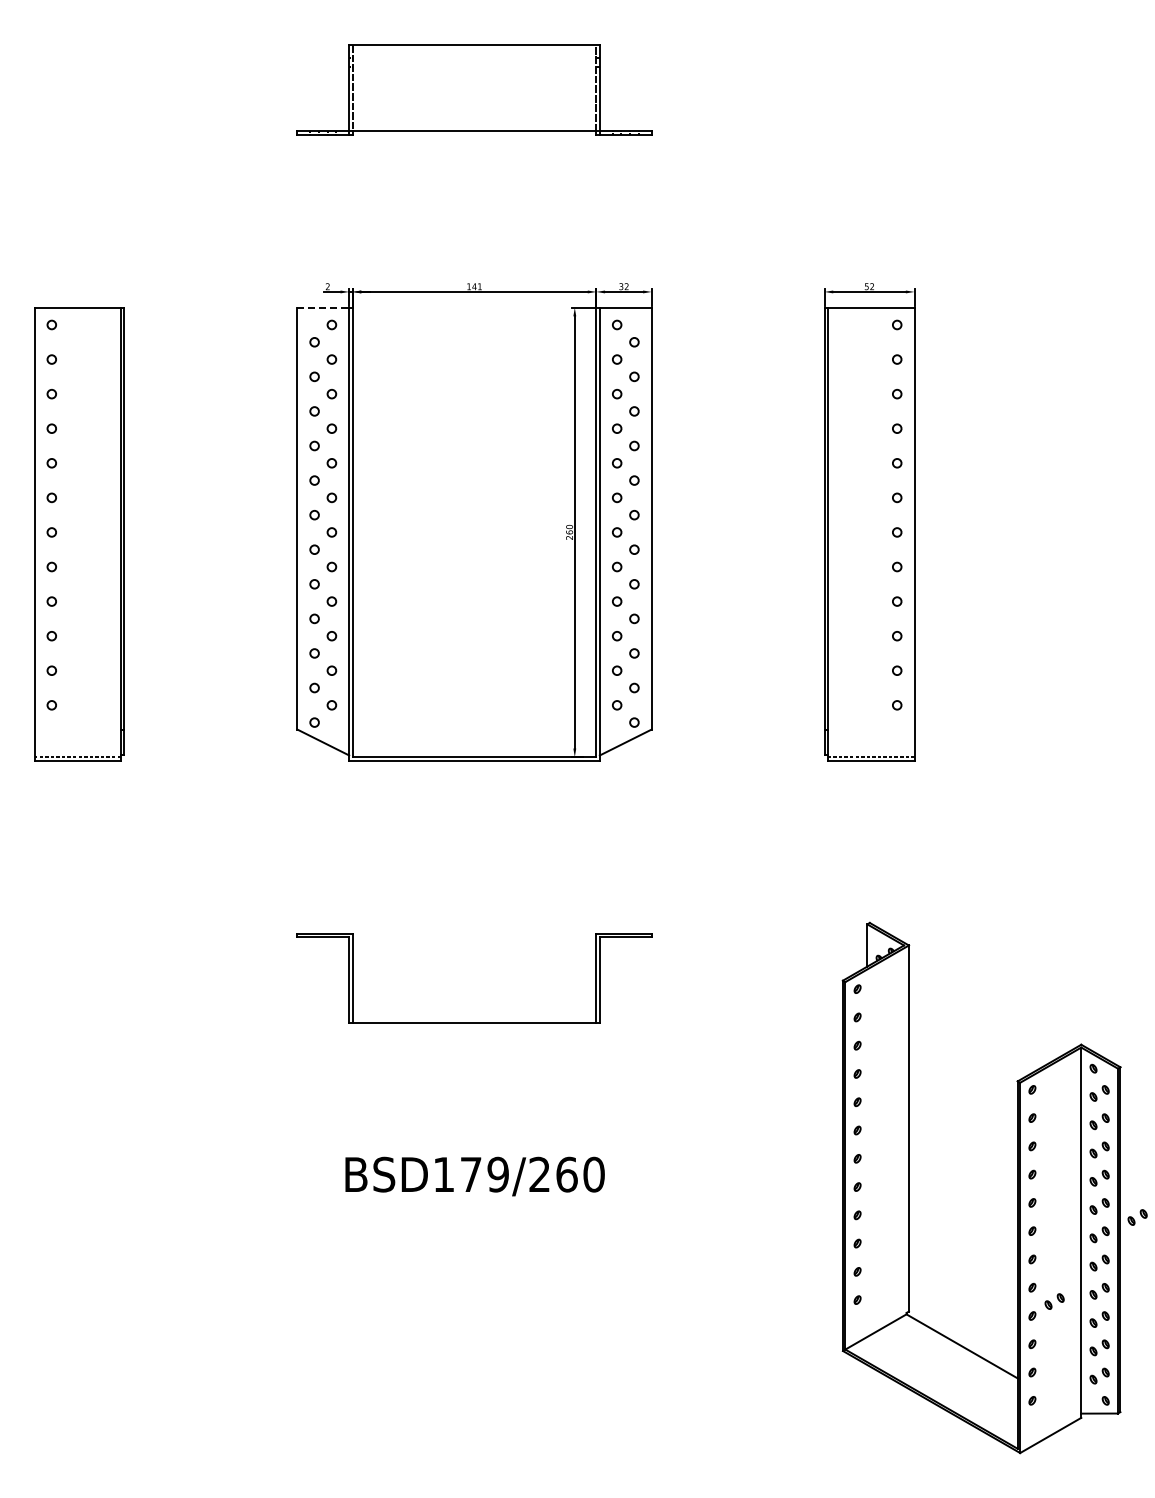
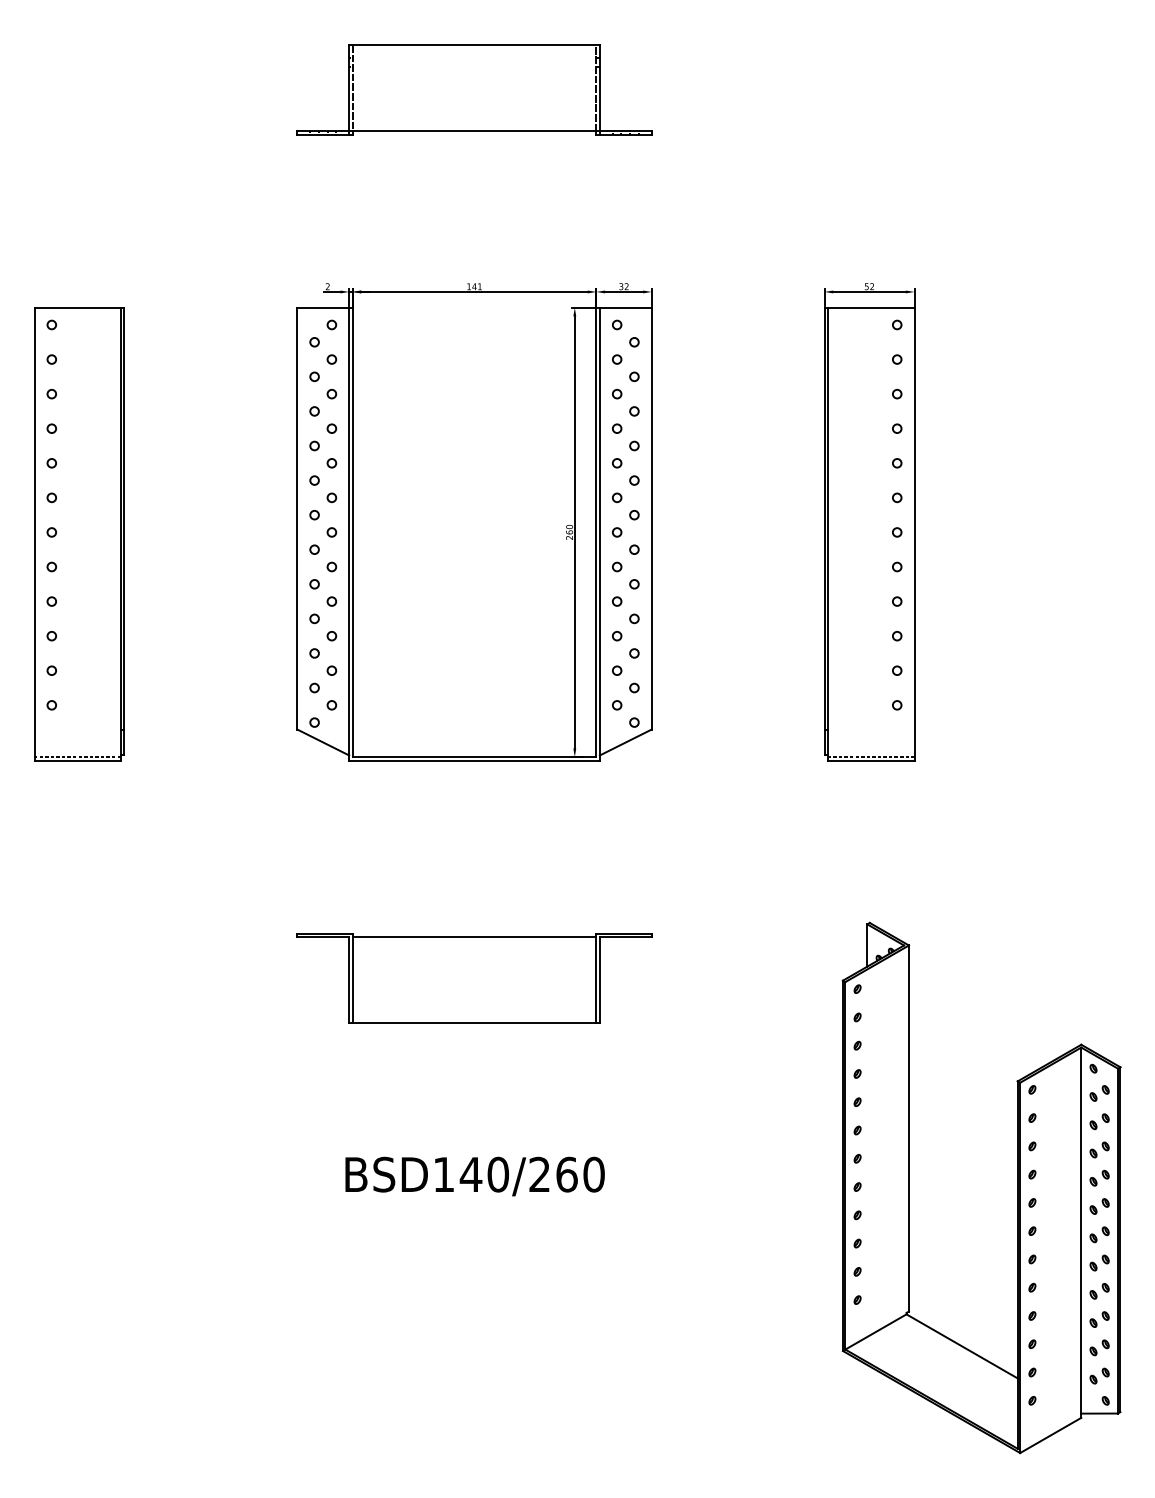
line: dashed -> solid (323, 307)
line: none -> present (474, 936)
text: BSD179/260 -> BSD140/260 (484, 1174)
part: present -> none (1137, 1217)
part: present -> none (1054, 1301)
